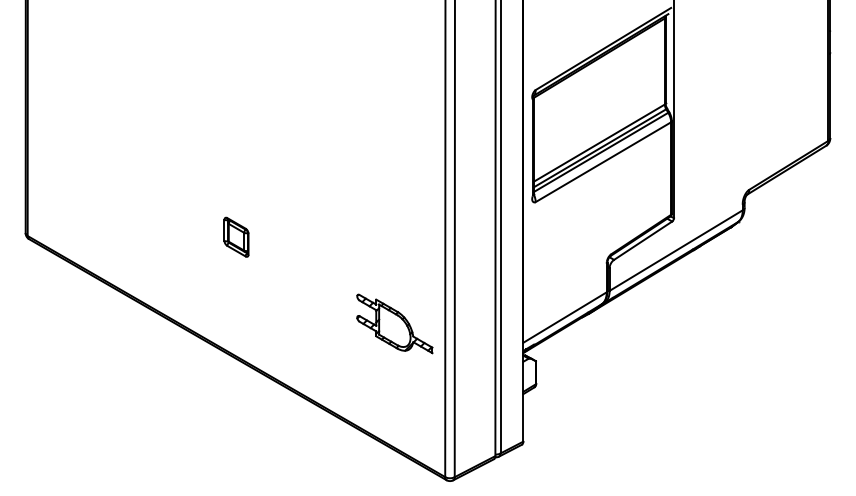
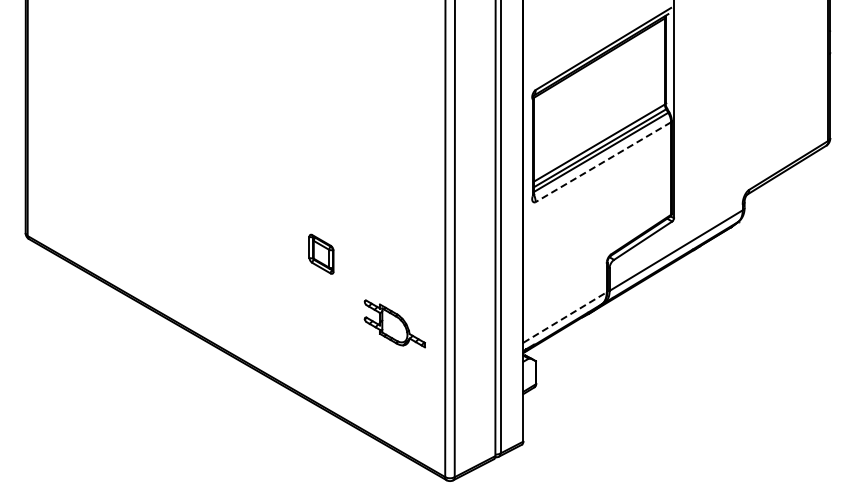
line: solid -> dashed (603, 162)
part position: (236, 236) -> (321, 253) (321, 253)
line: solid -> dashed (565, 317)
part size: 78x62 px -> 63x50 px (394, 323)
